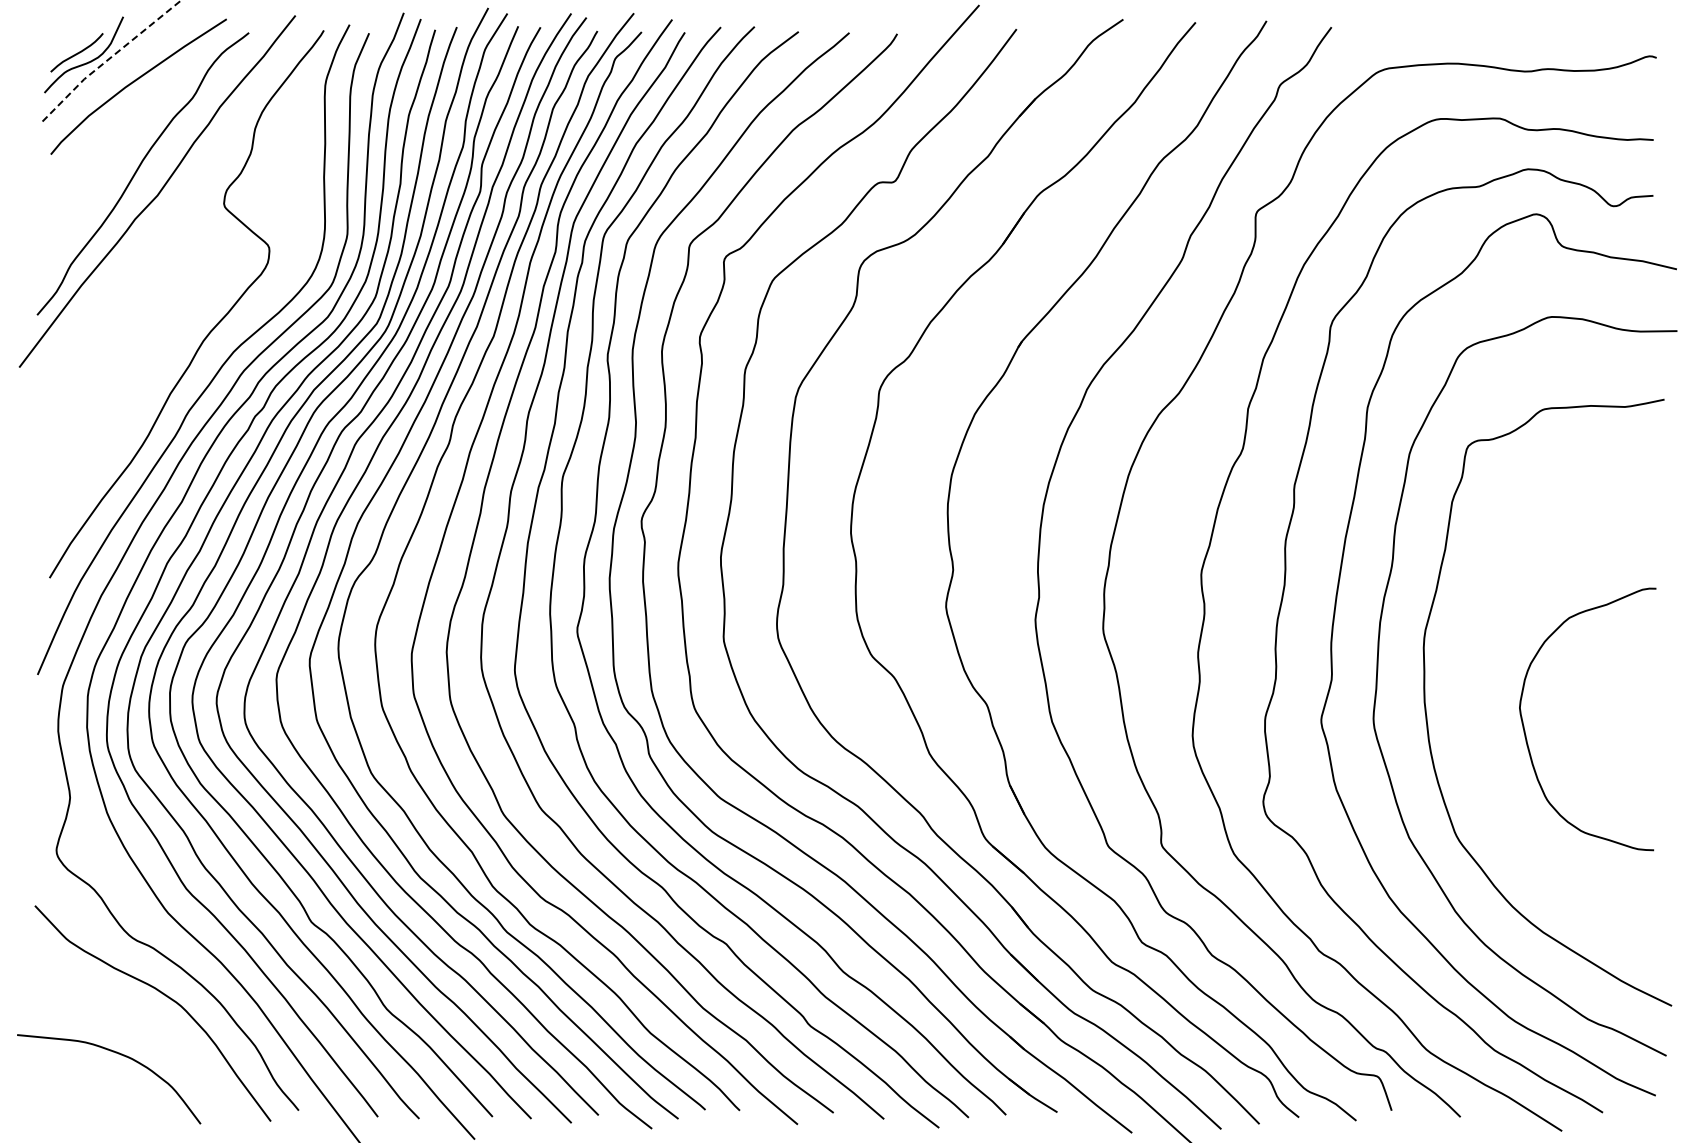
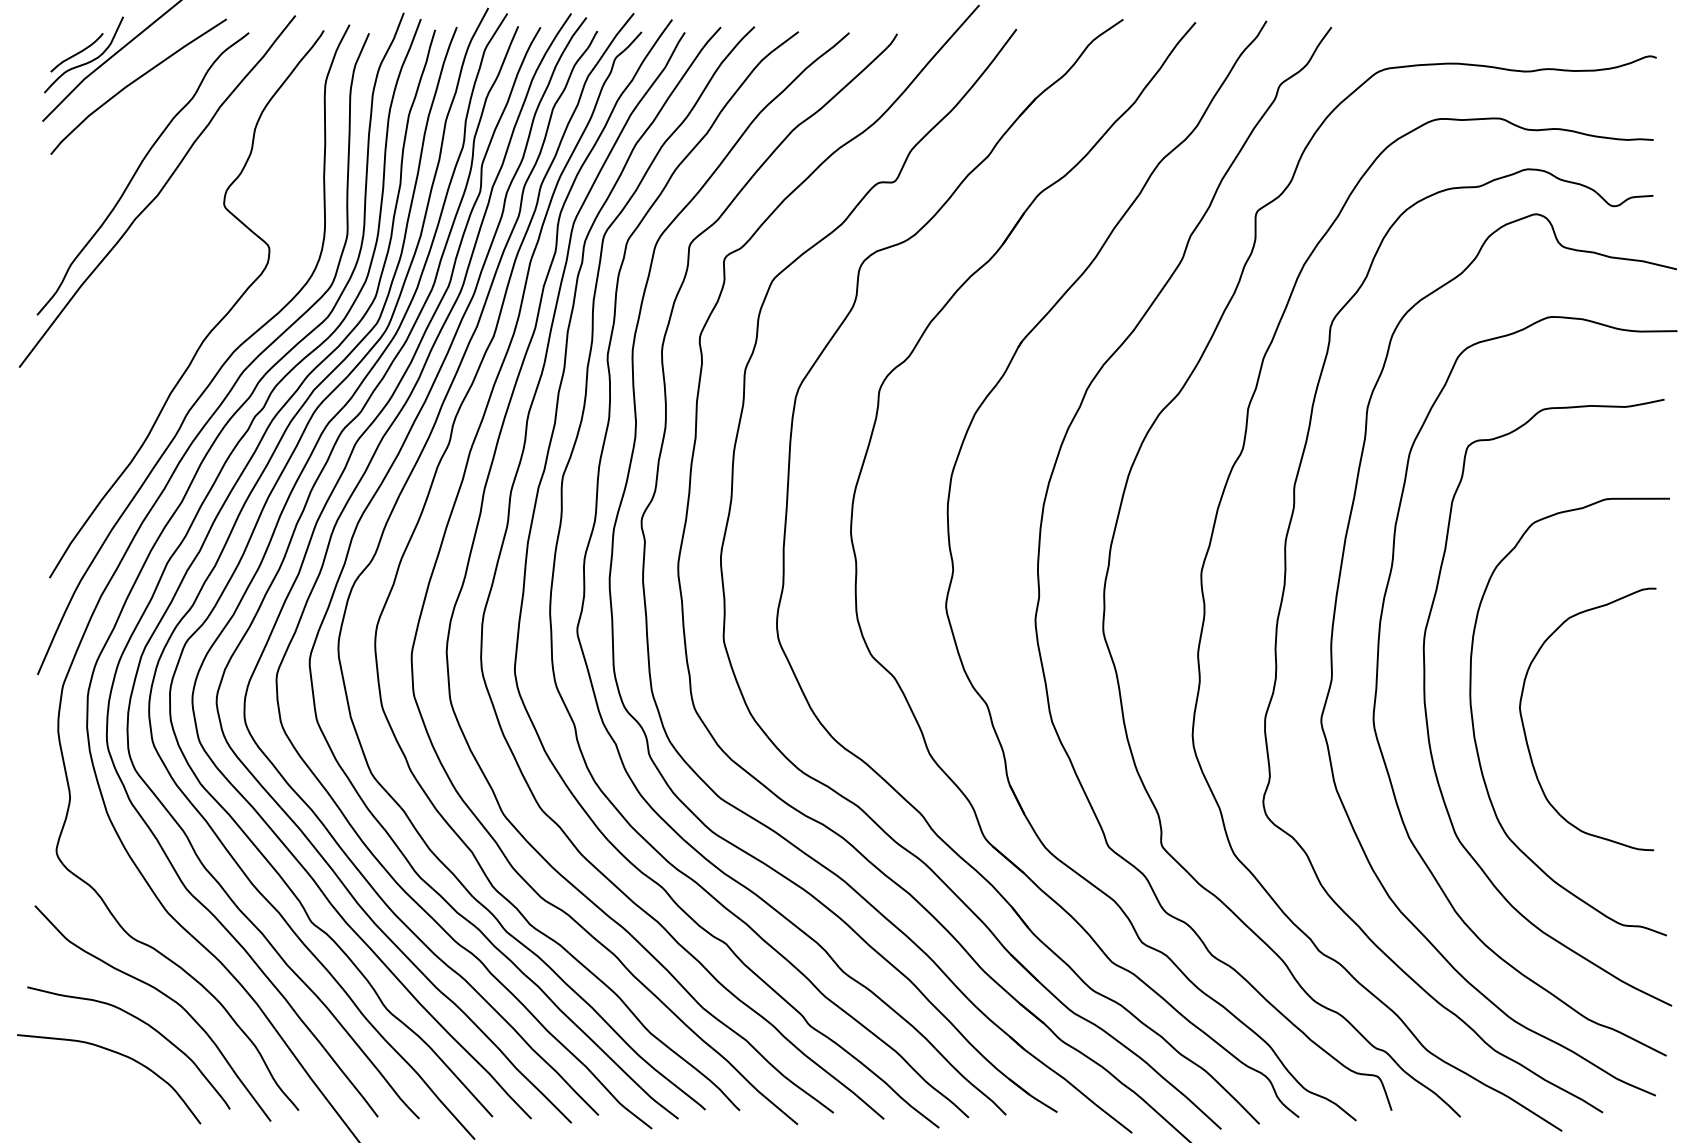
line: dashed -> solid (109, 59)
curve: none -> present (1474, 726)
curve: none -> present (145, 1024)
